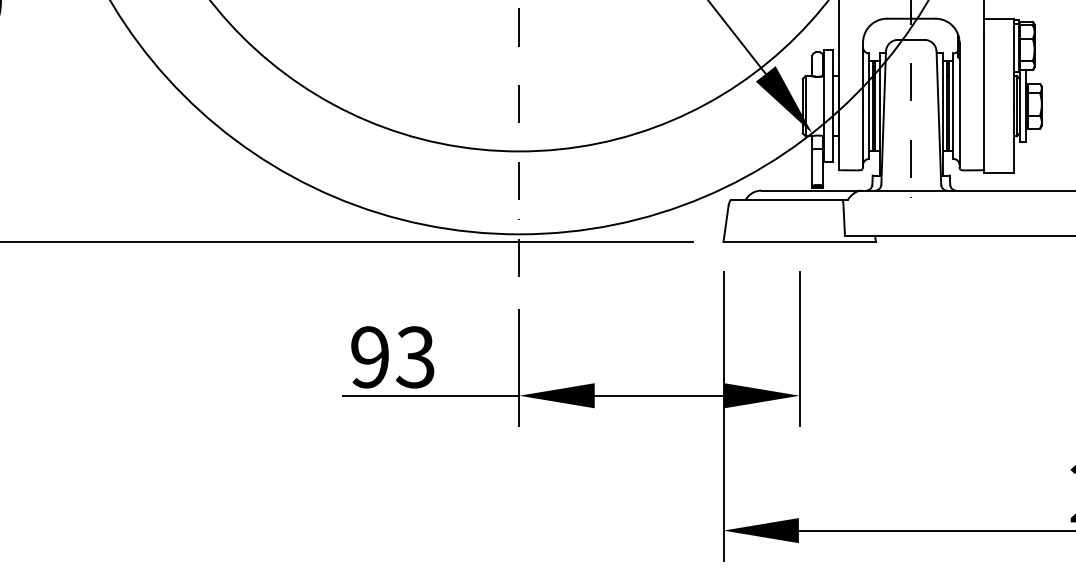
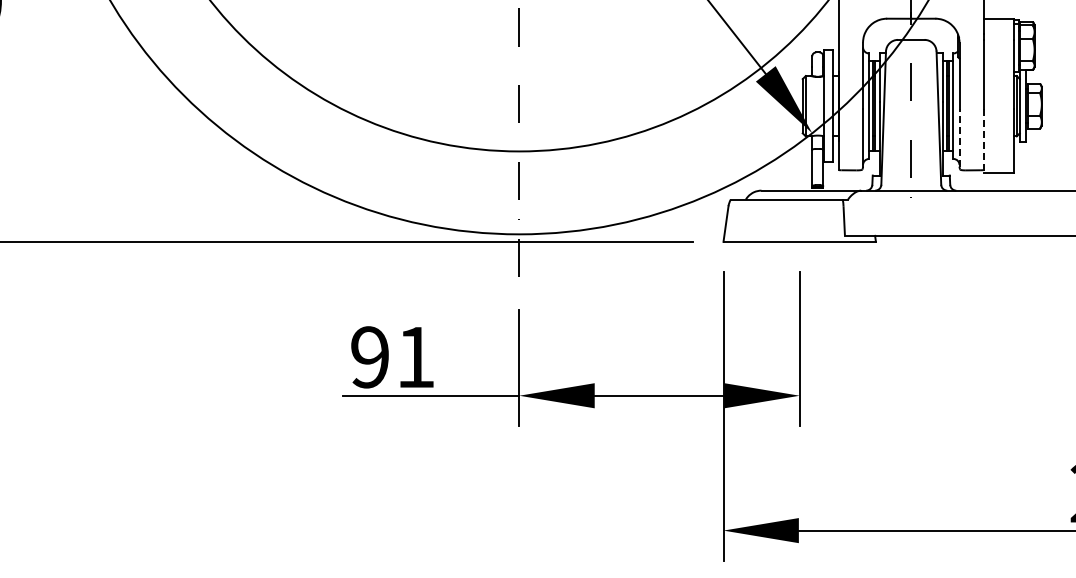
line: solid -> dashed (959, 137)
line: solid -> dashed (983, 140)
text: 93 -> 91 (414, 357)
